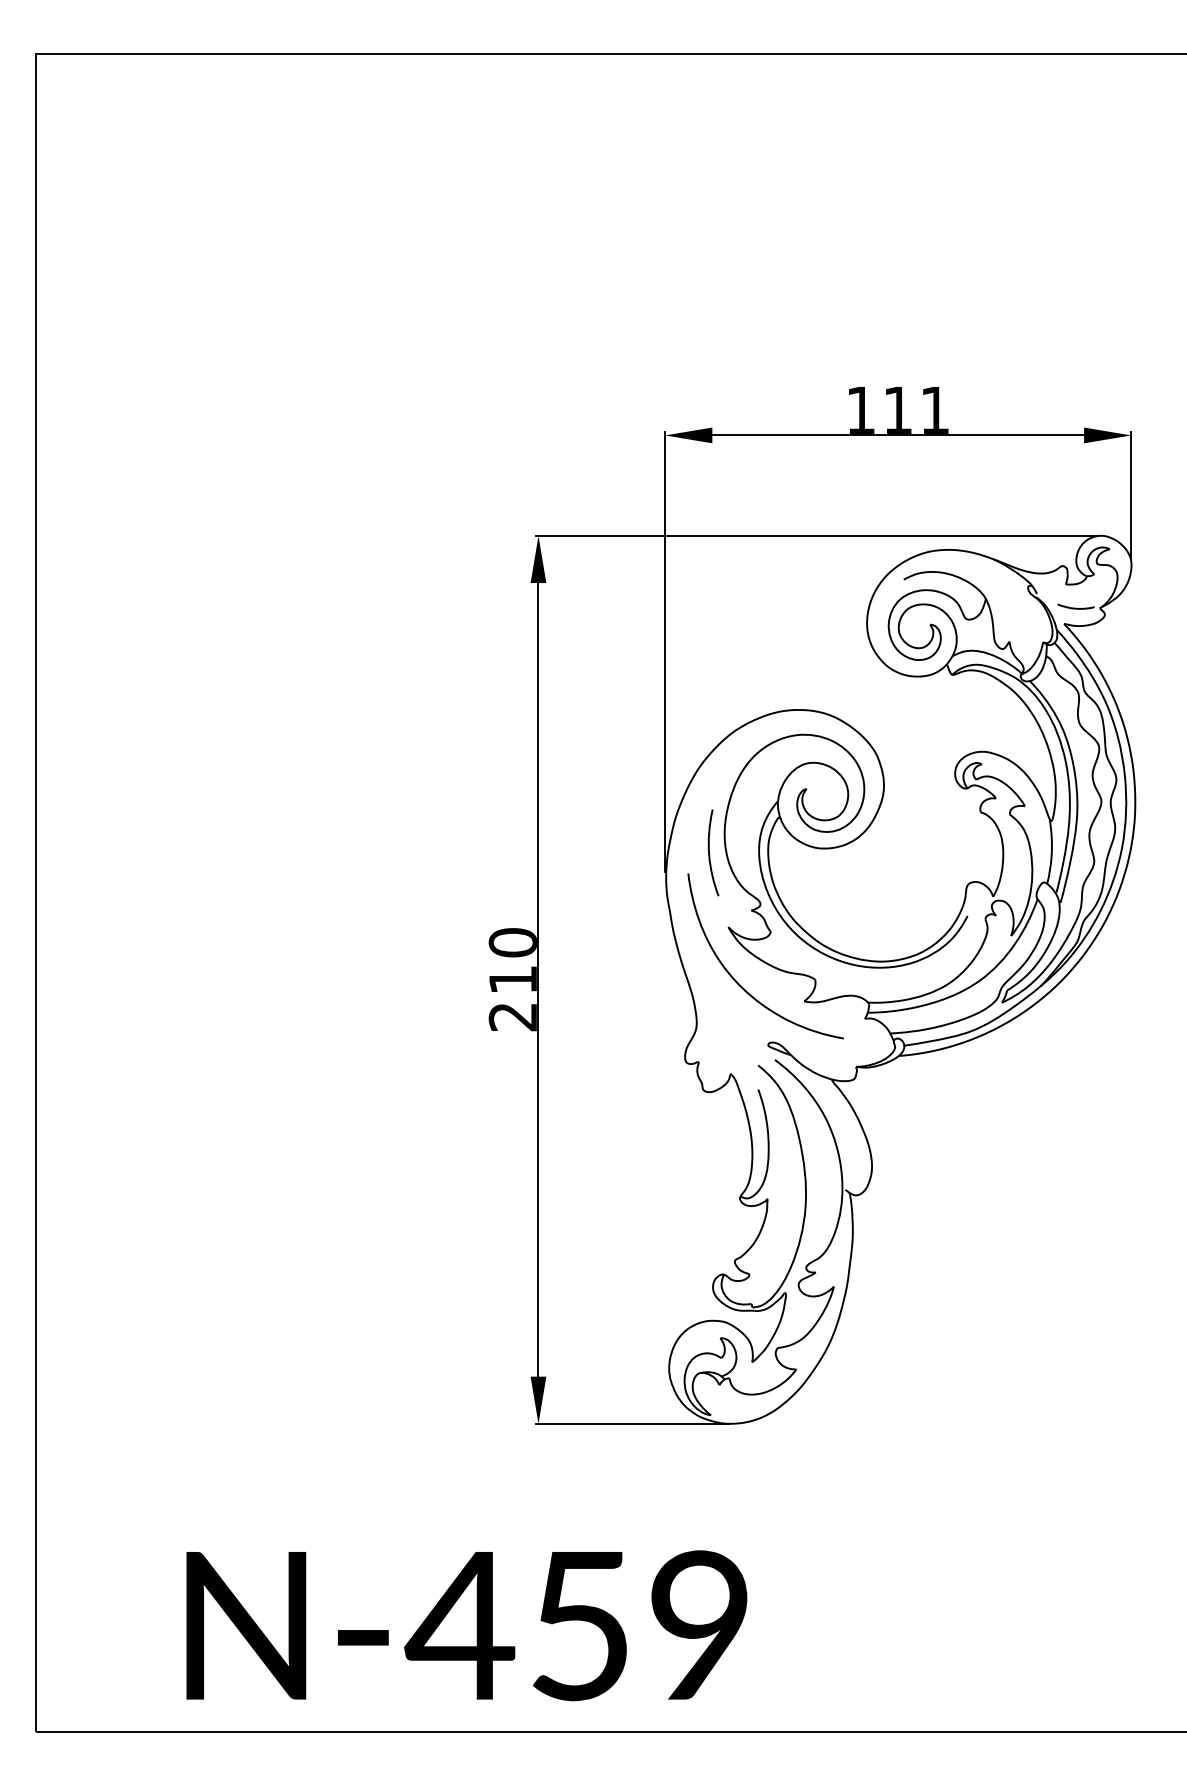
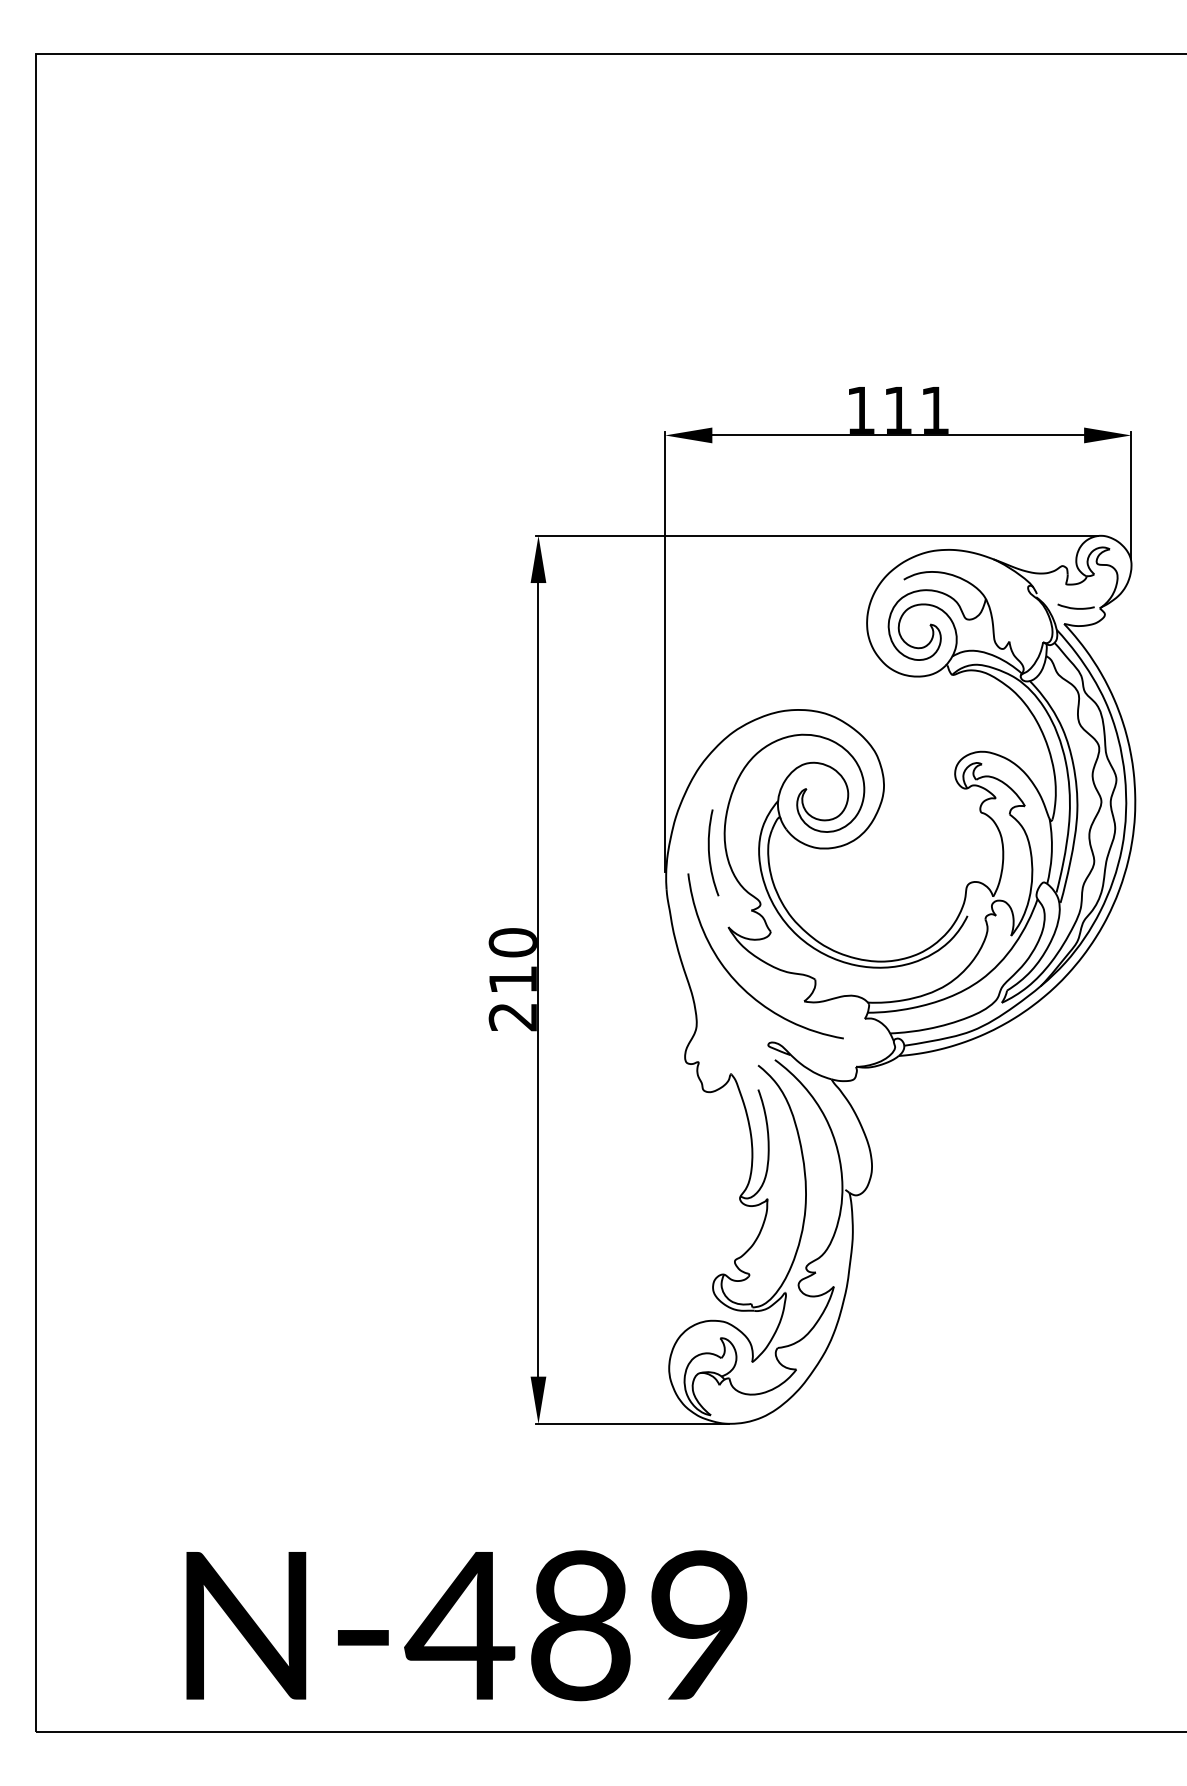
text: N-459 -> N-489 (580, 1625)
